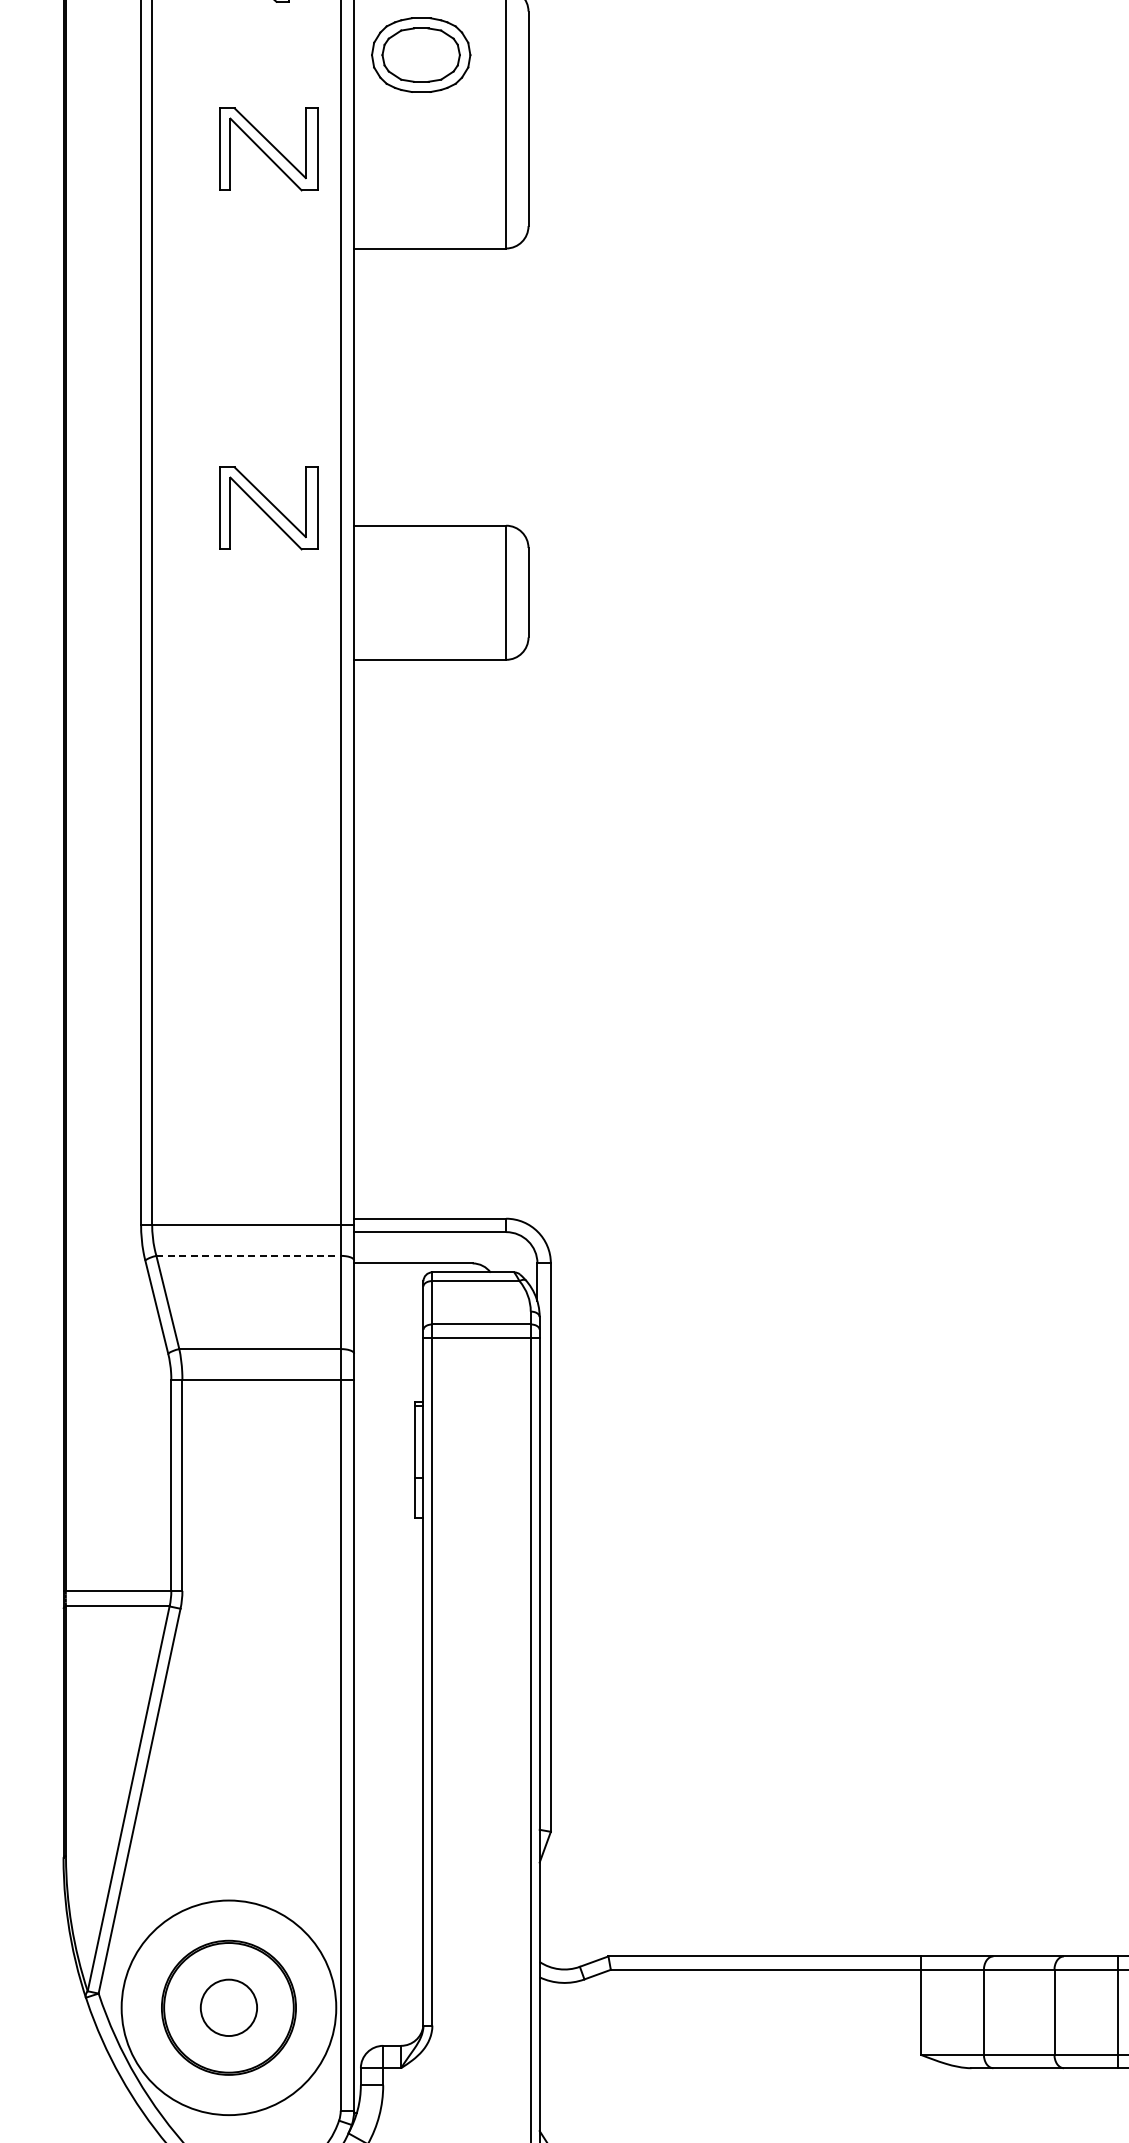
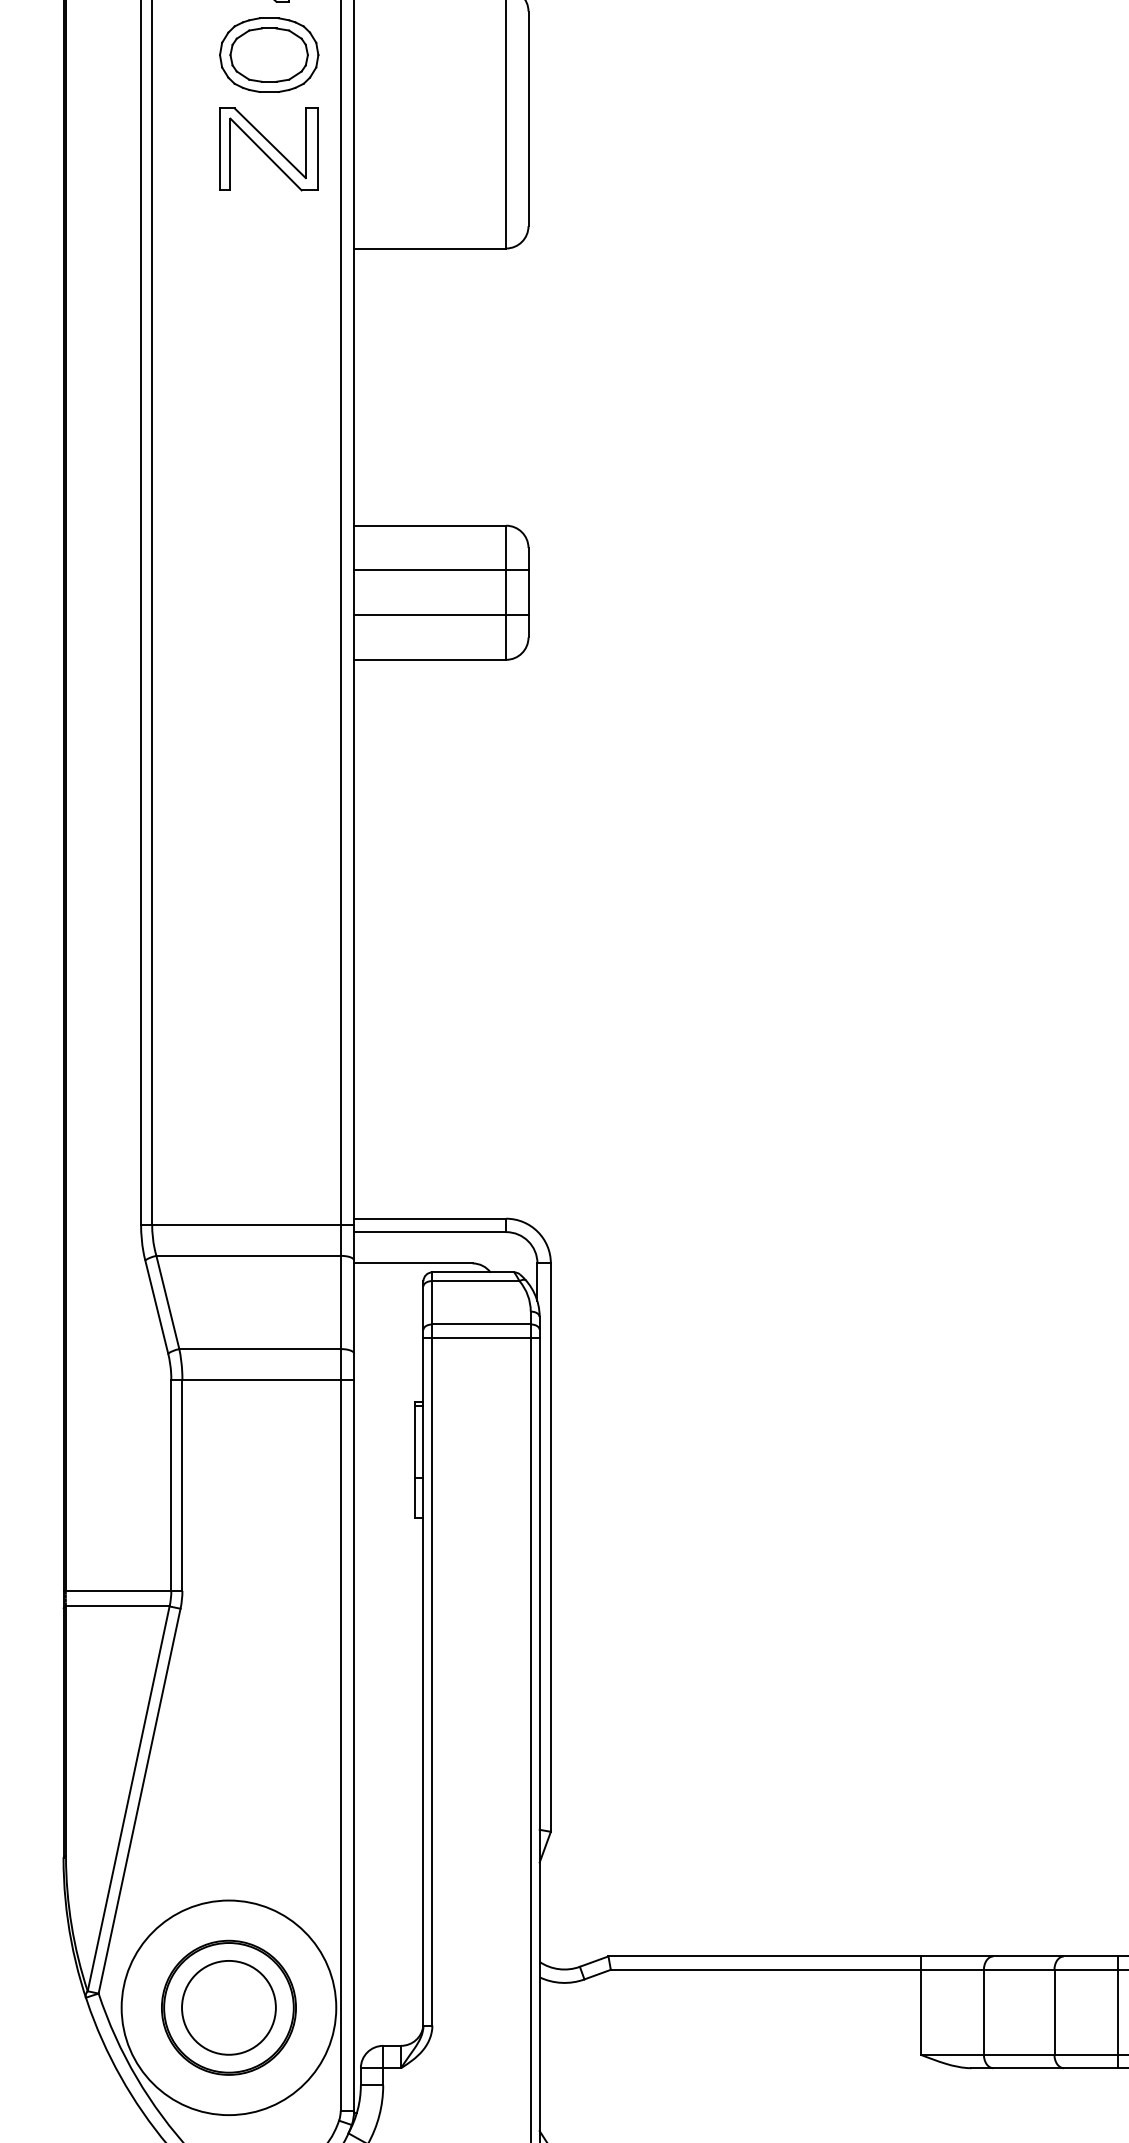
part position: (421, 54) -> (269, 54) (269, 54)
part: present -> none (268, 508)
line: none -> present (441, 570)
line: none -> present (441, 615)
line: dashed -> solid (249, 1255)
circle diameter: 56 px -> 94 px (228, 2007)
